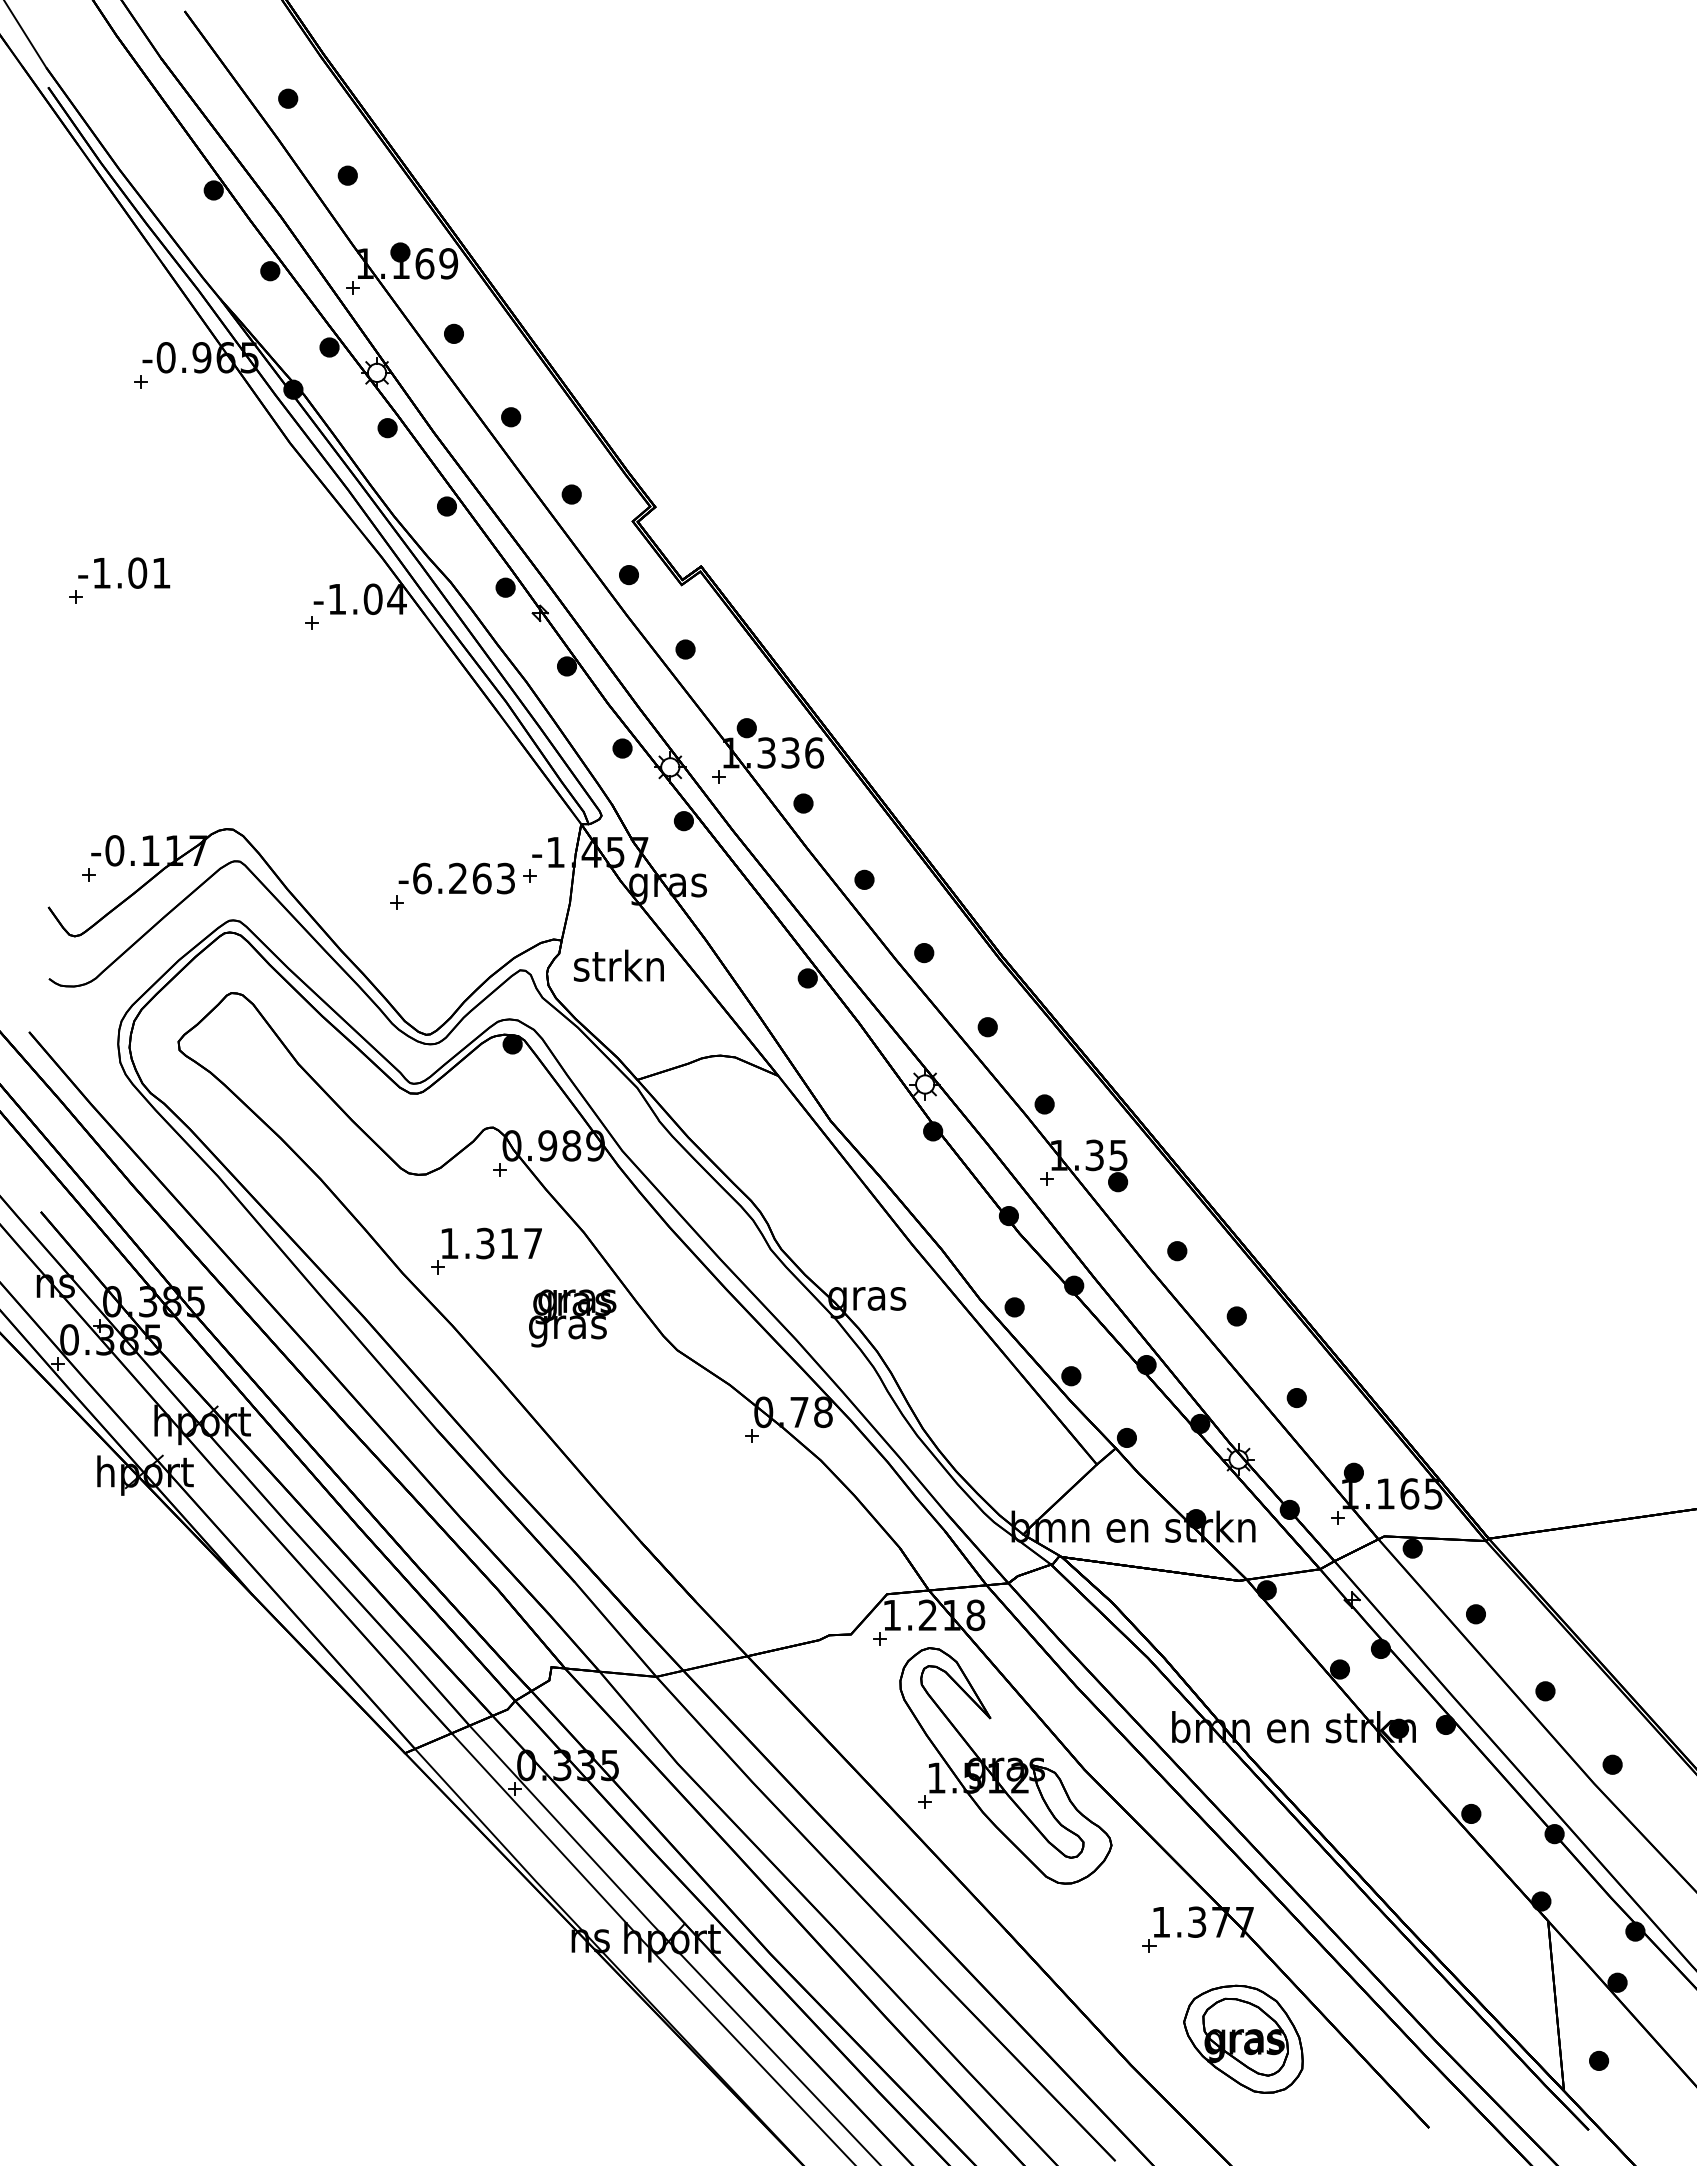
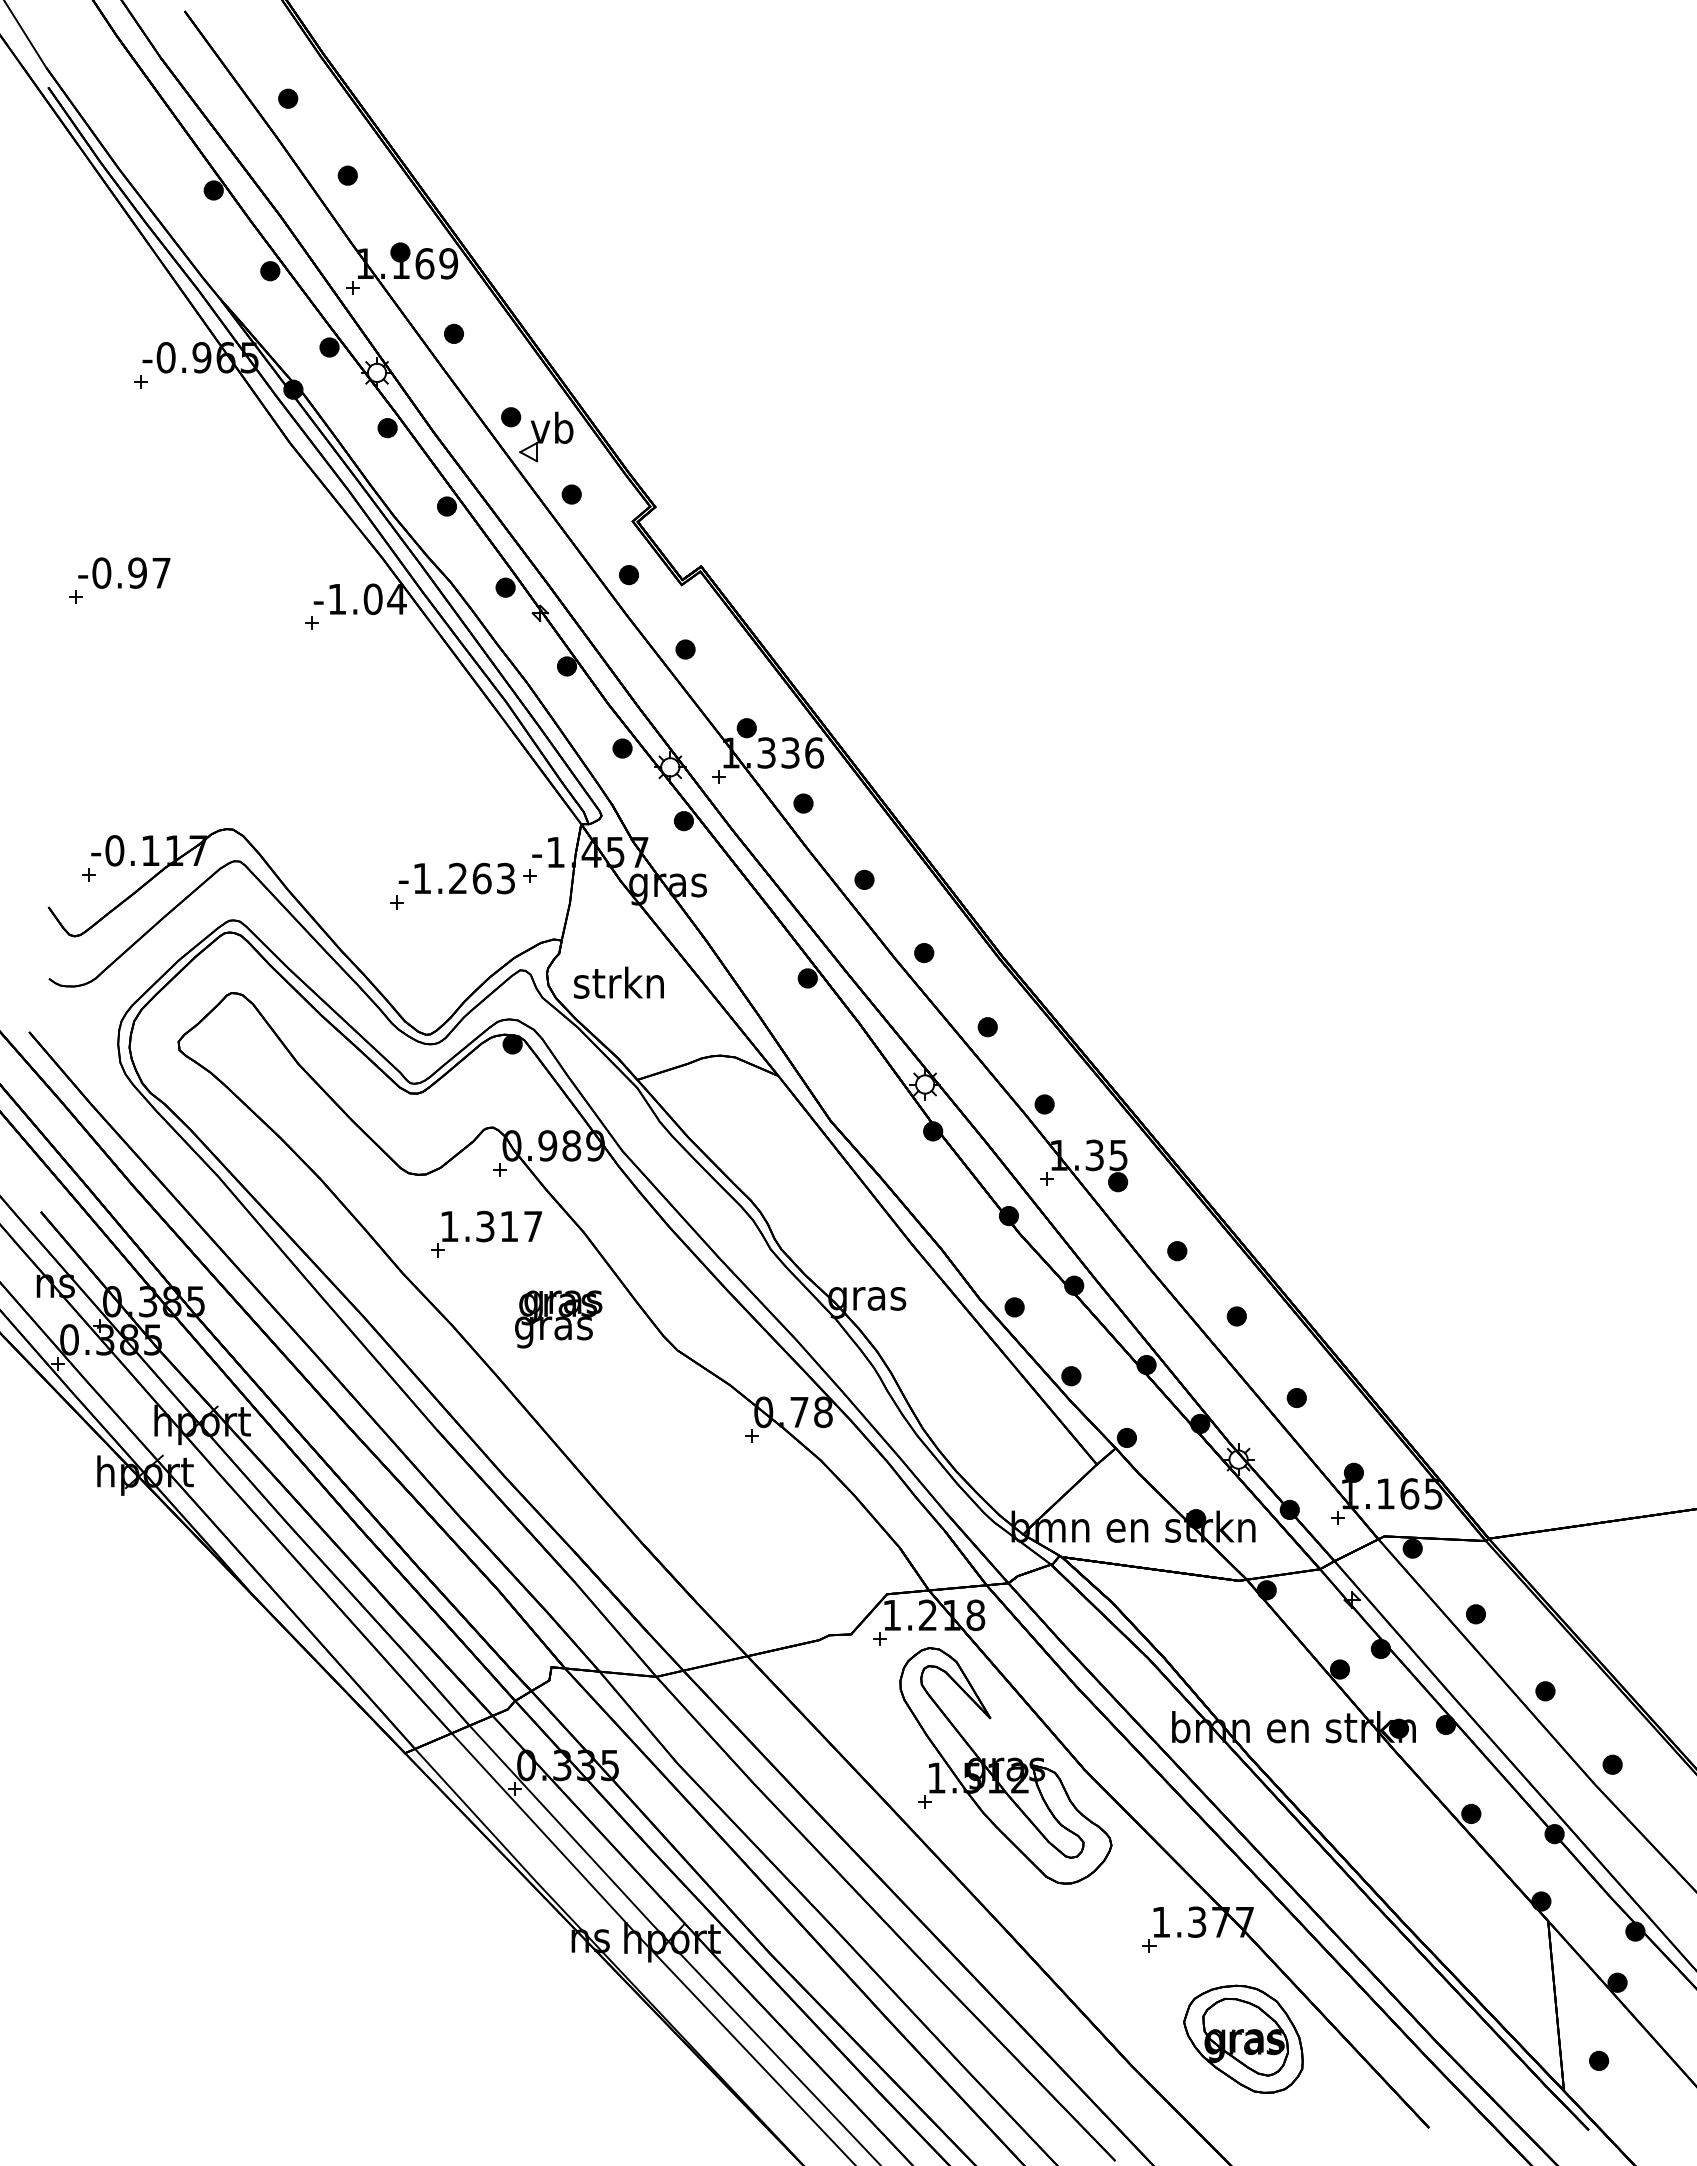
part: none -> present (546, 436)
text: -1.01 -> -0.97 (131, 572)
text: -6.263 -> -1.263 (422, 878)
text position: (618, 965) -> (618, 982) (618, 982)
part position: (486, 1250) -> (486, 1233) (486, 1233)
text position: (572, 1318) -> (558, 1319) (558, 1319)
